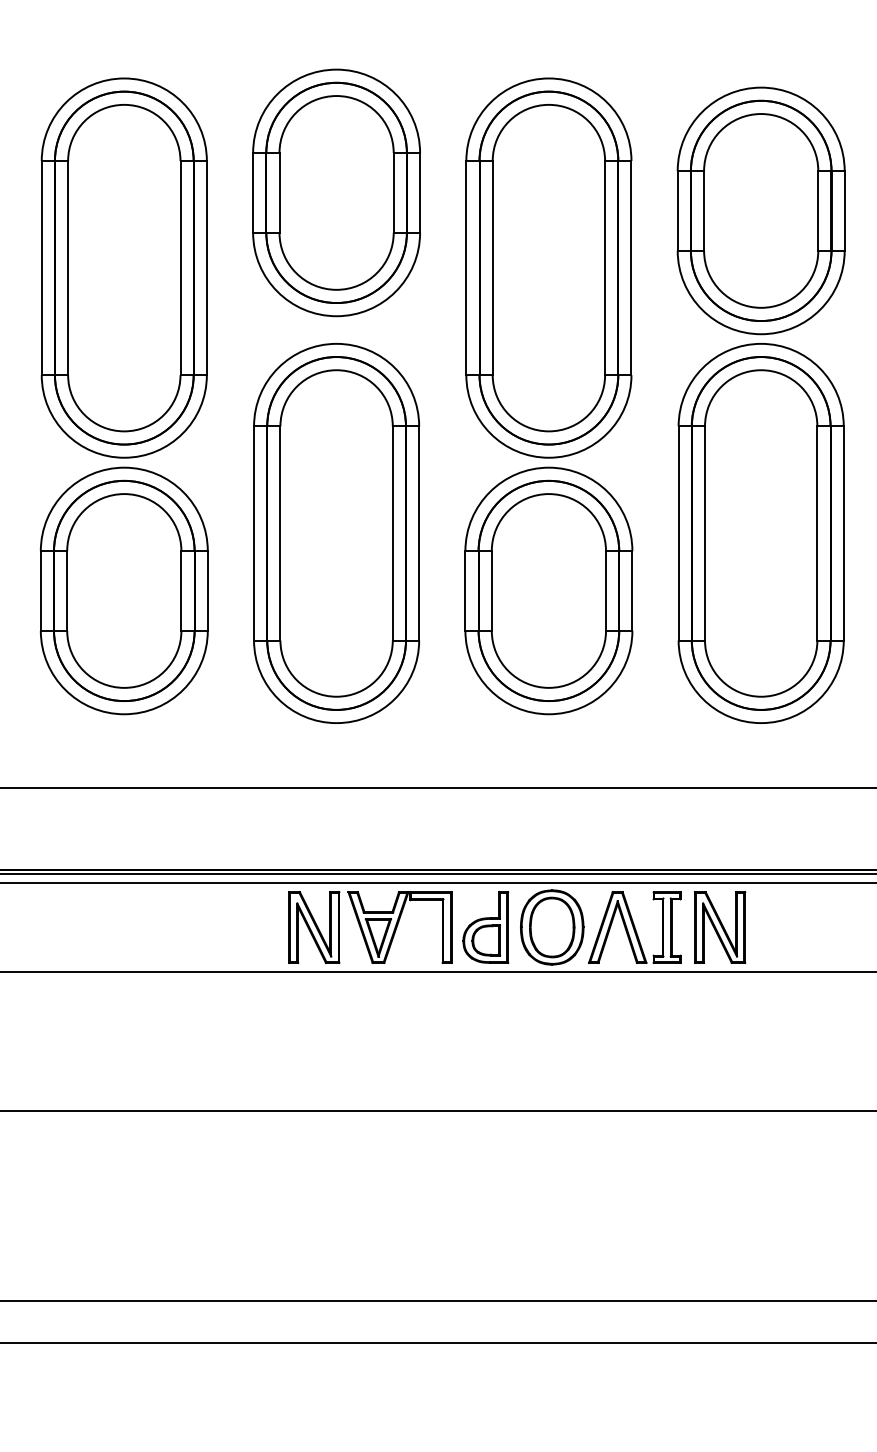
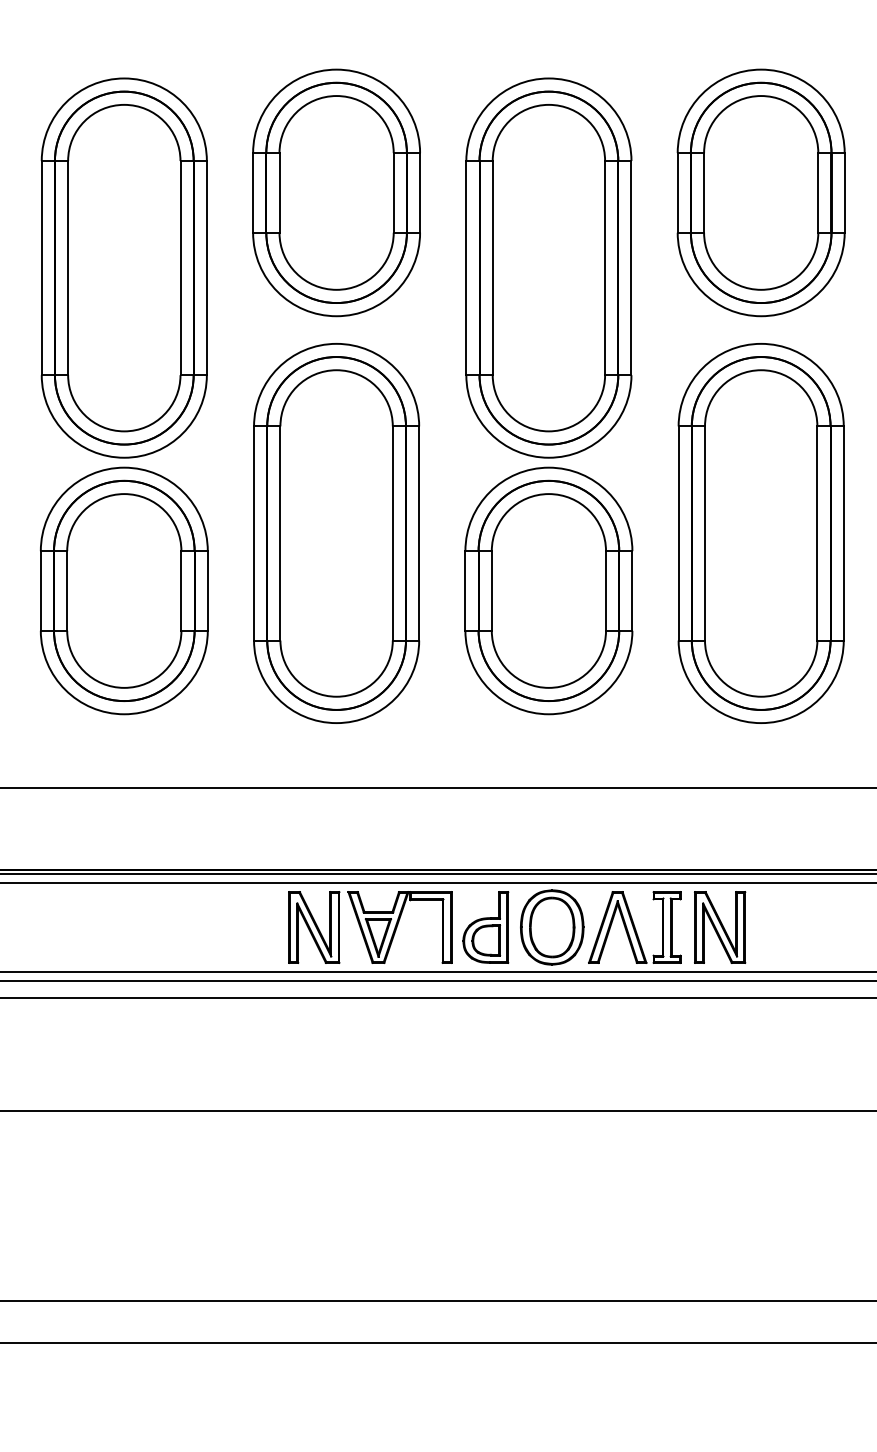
part position: (760, 210) -> (760, 192) (760, 192)
line: none -> present (437, 981)
line: none -> present (437, 998)
